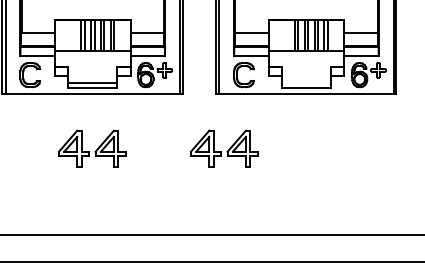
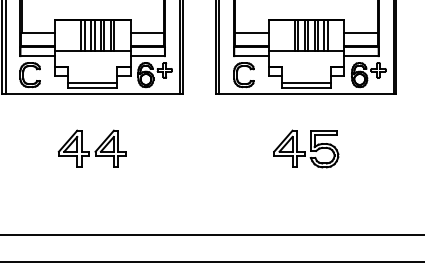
line: none -> present (306, 83)
part: present -> none (223, 148)
part: none -> present (306, 148)
